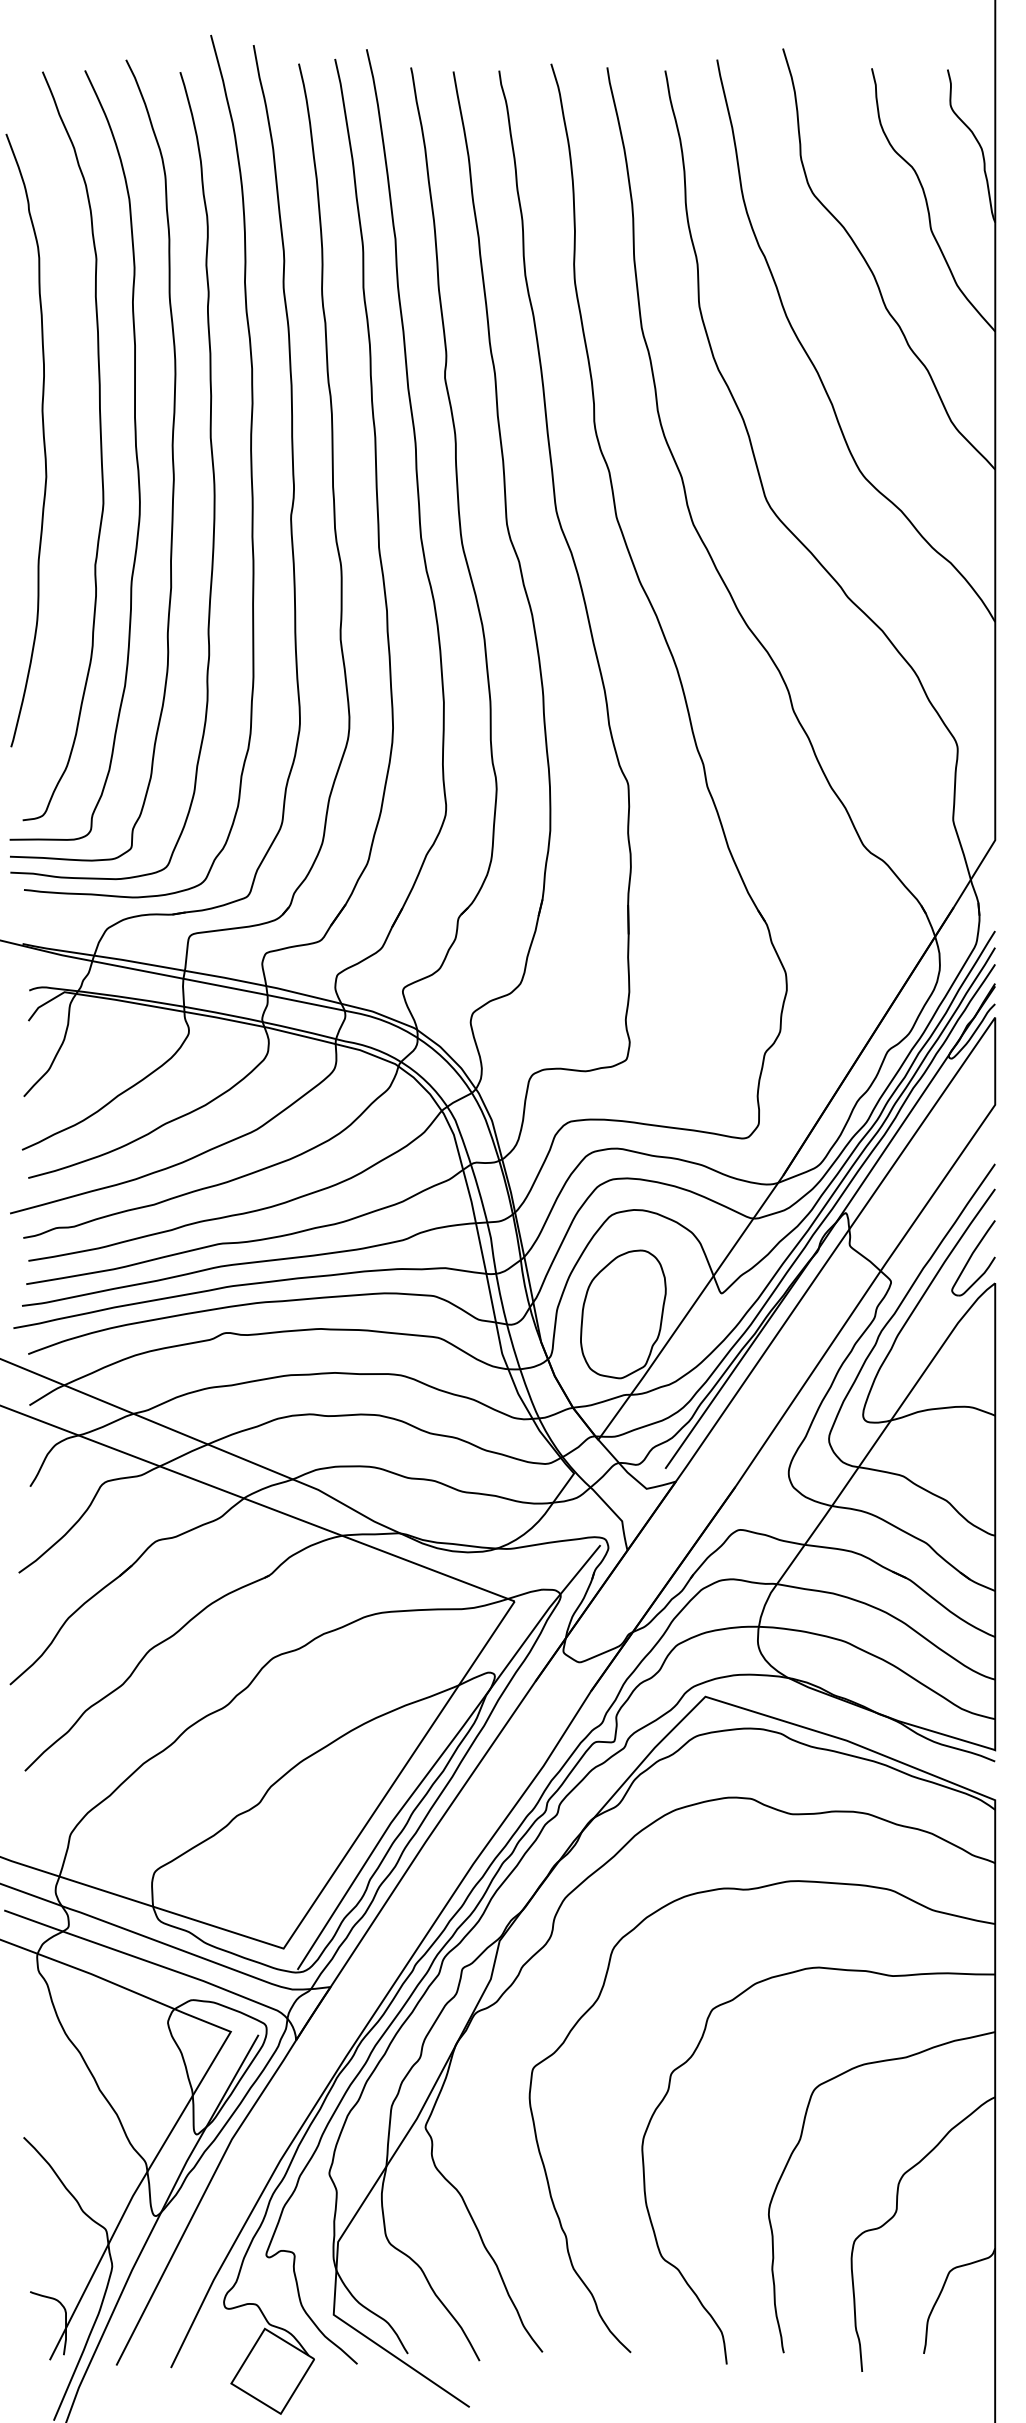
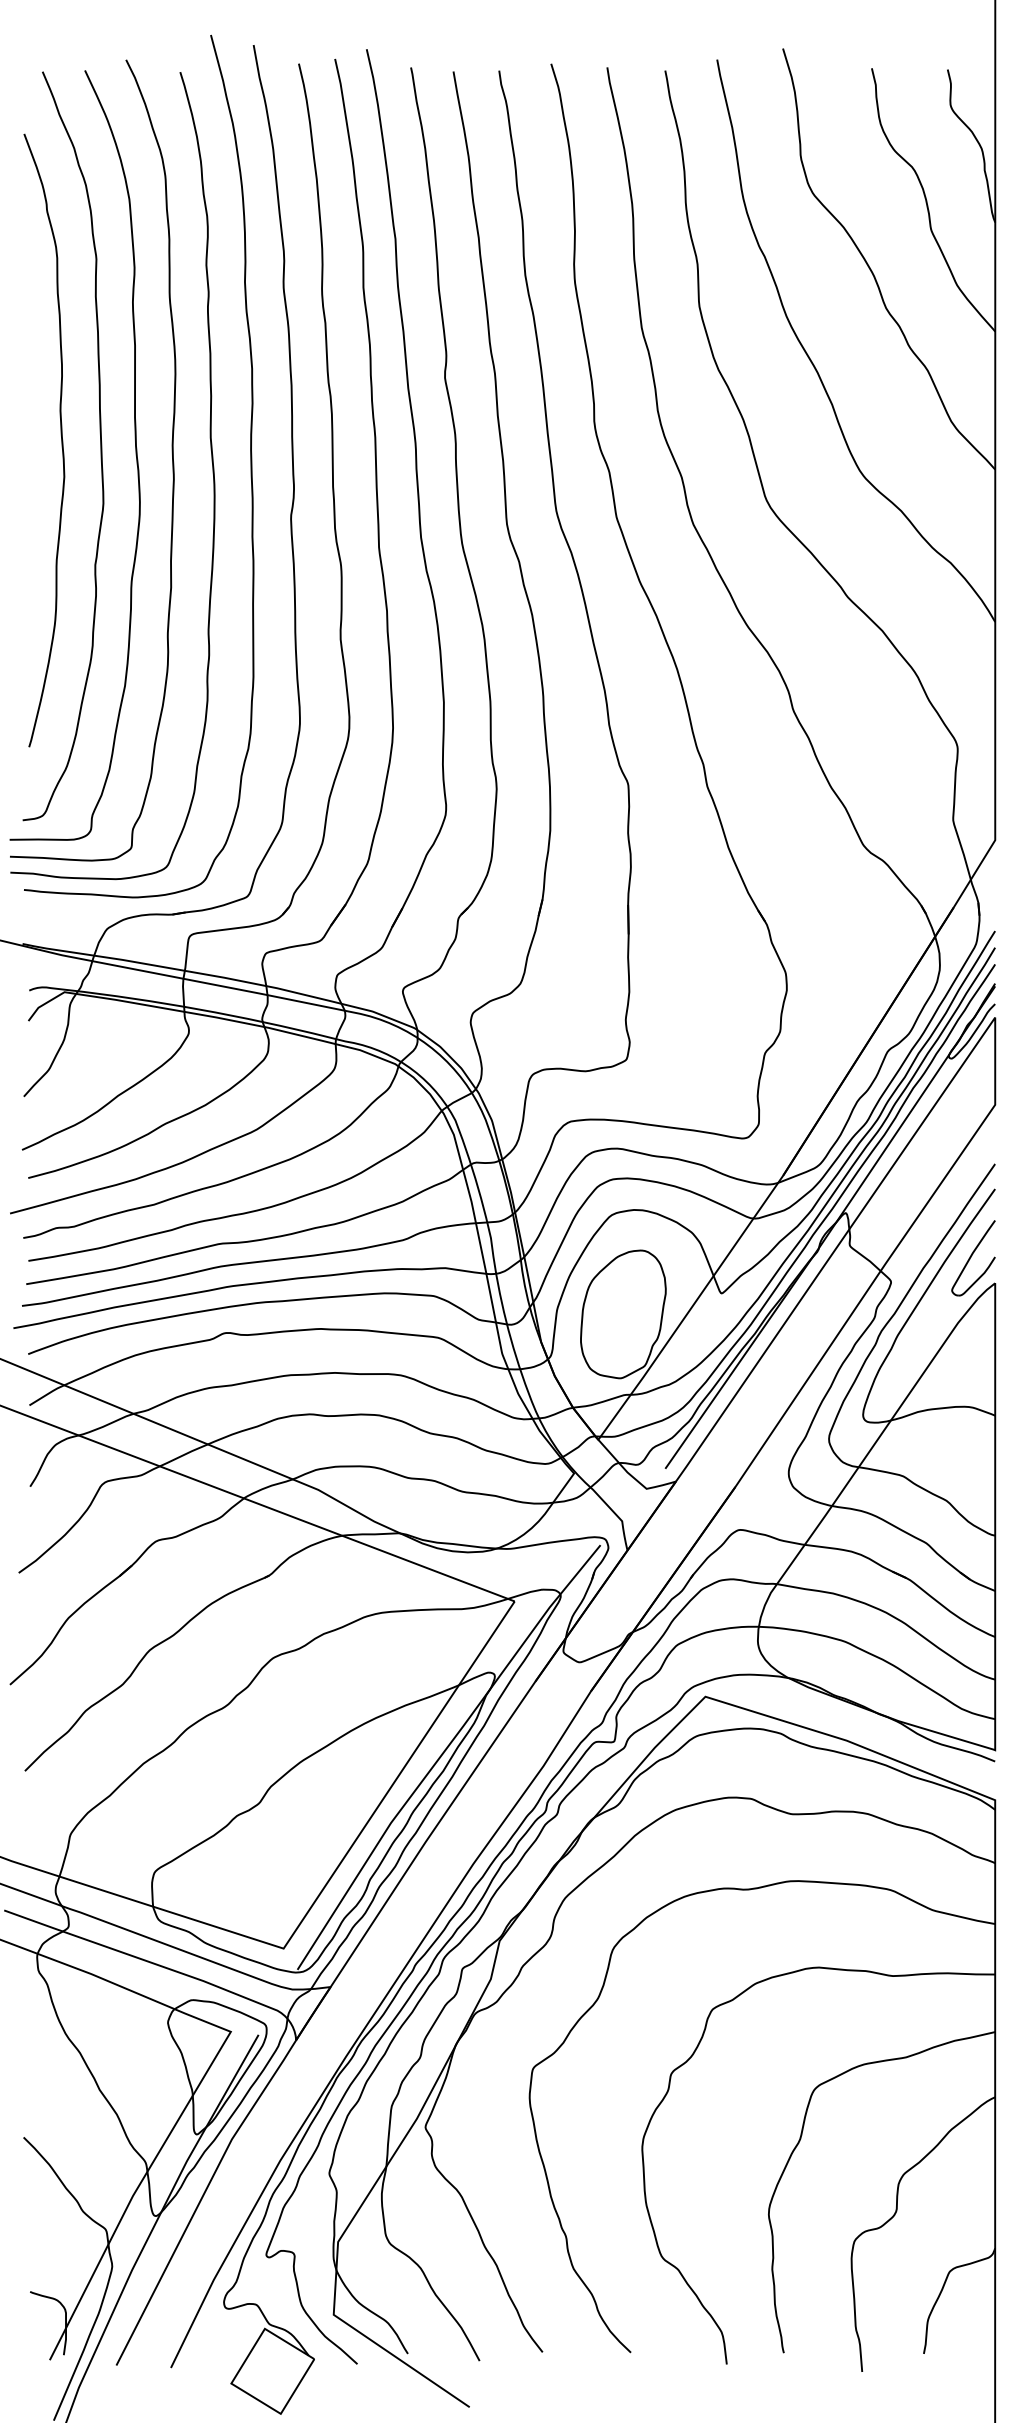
curve position: (42, 435) -> (60, 435) (60, 435)
